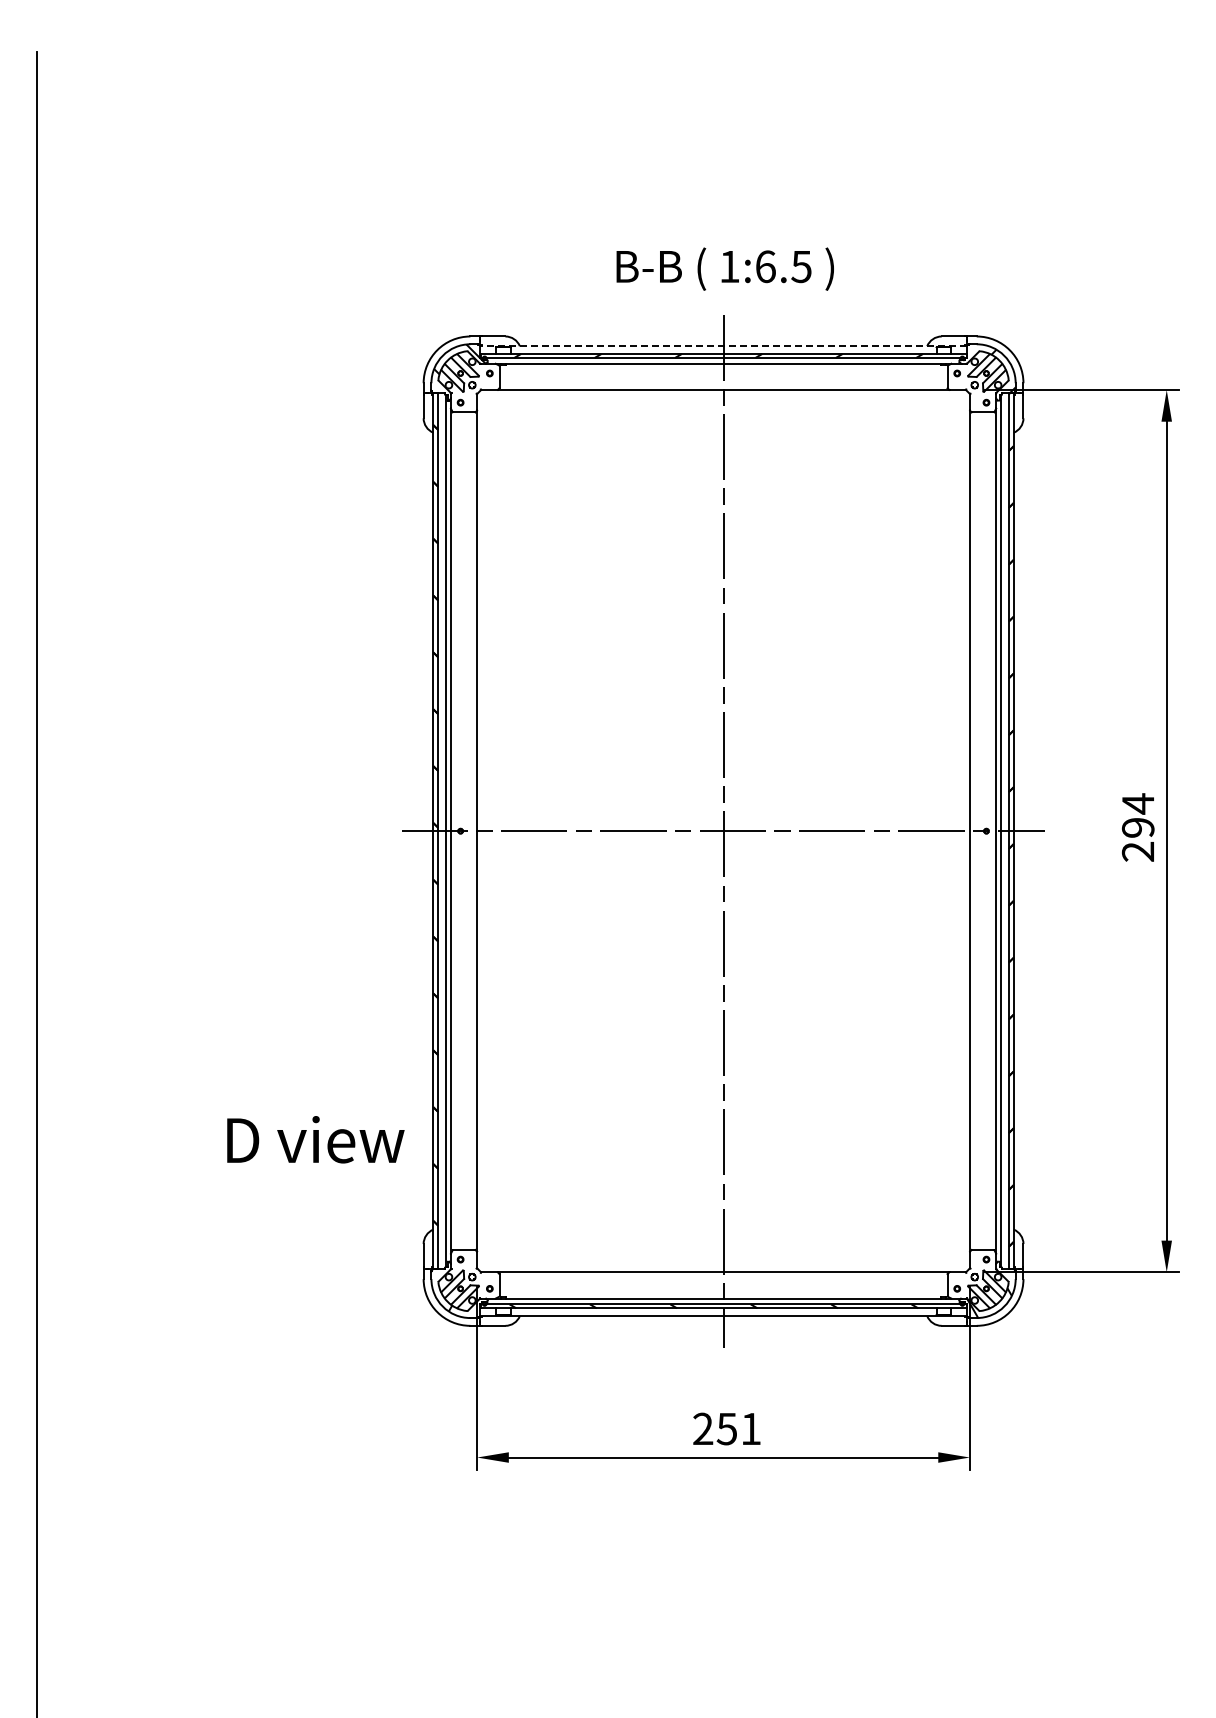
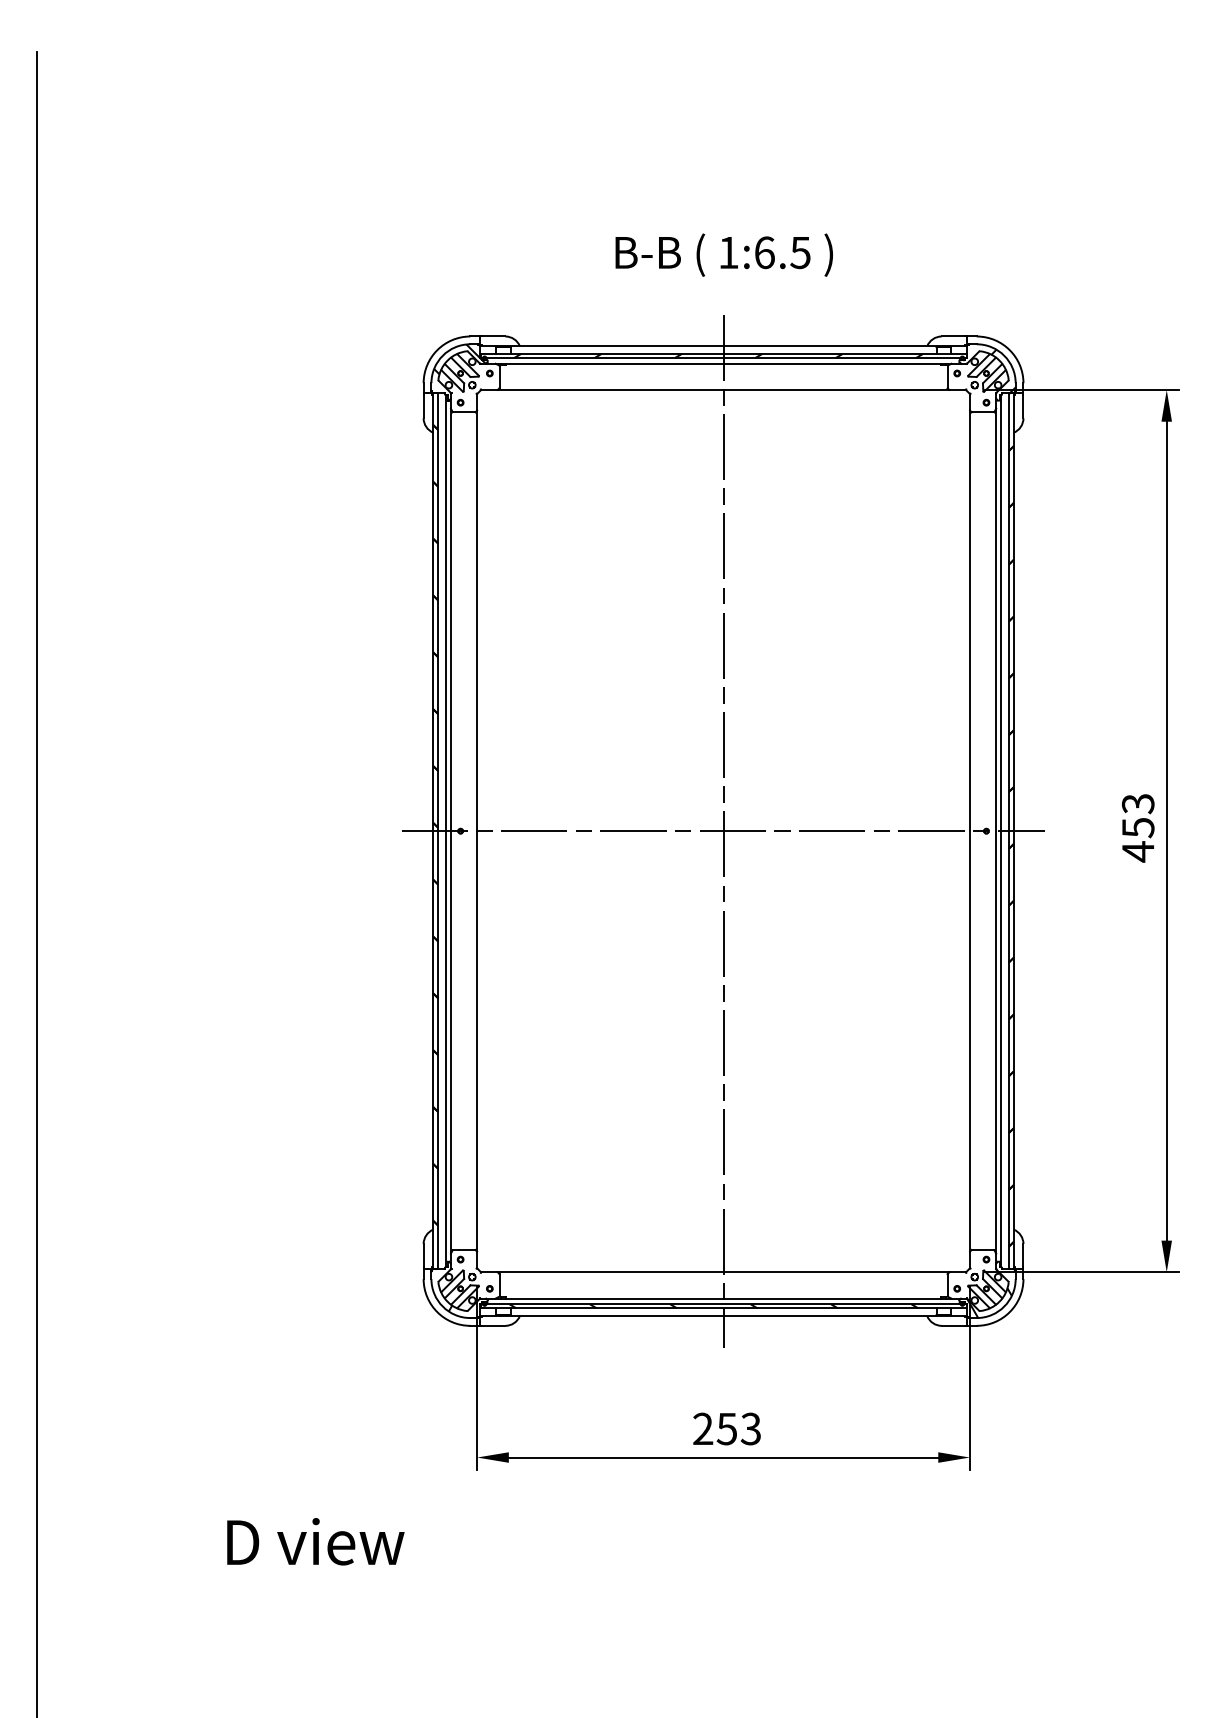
text position: (724, 268) -> (723, 254) (723, 254)
line: dashed -> solid (723, 346)
text: 294 -> 453 (1137, 827)
text position: (315, 1139) -> (315, 1541) (315, 1541)
text: 251 -> 253 (750, 1428)
